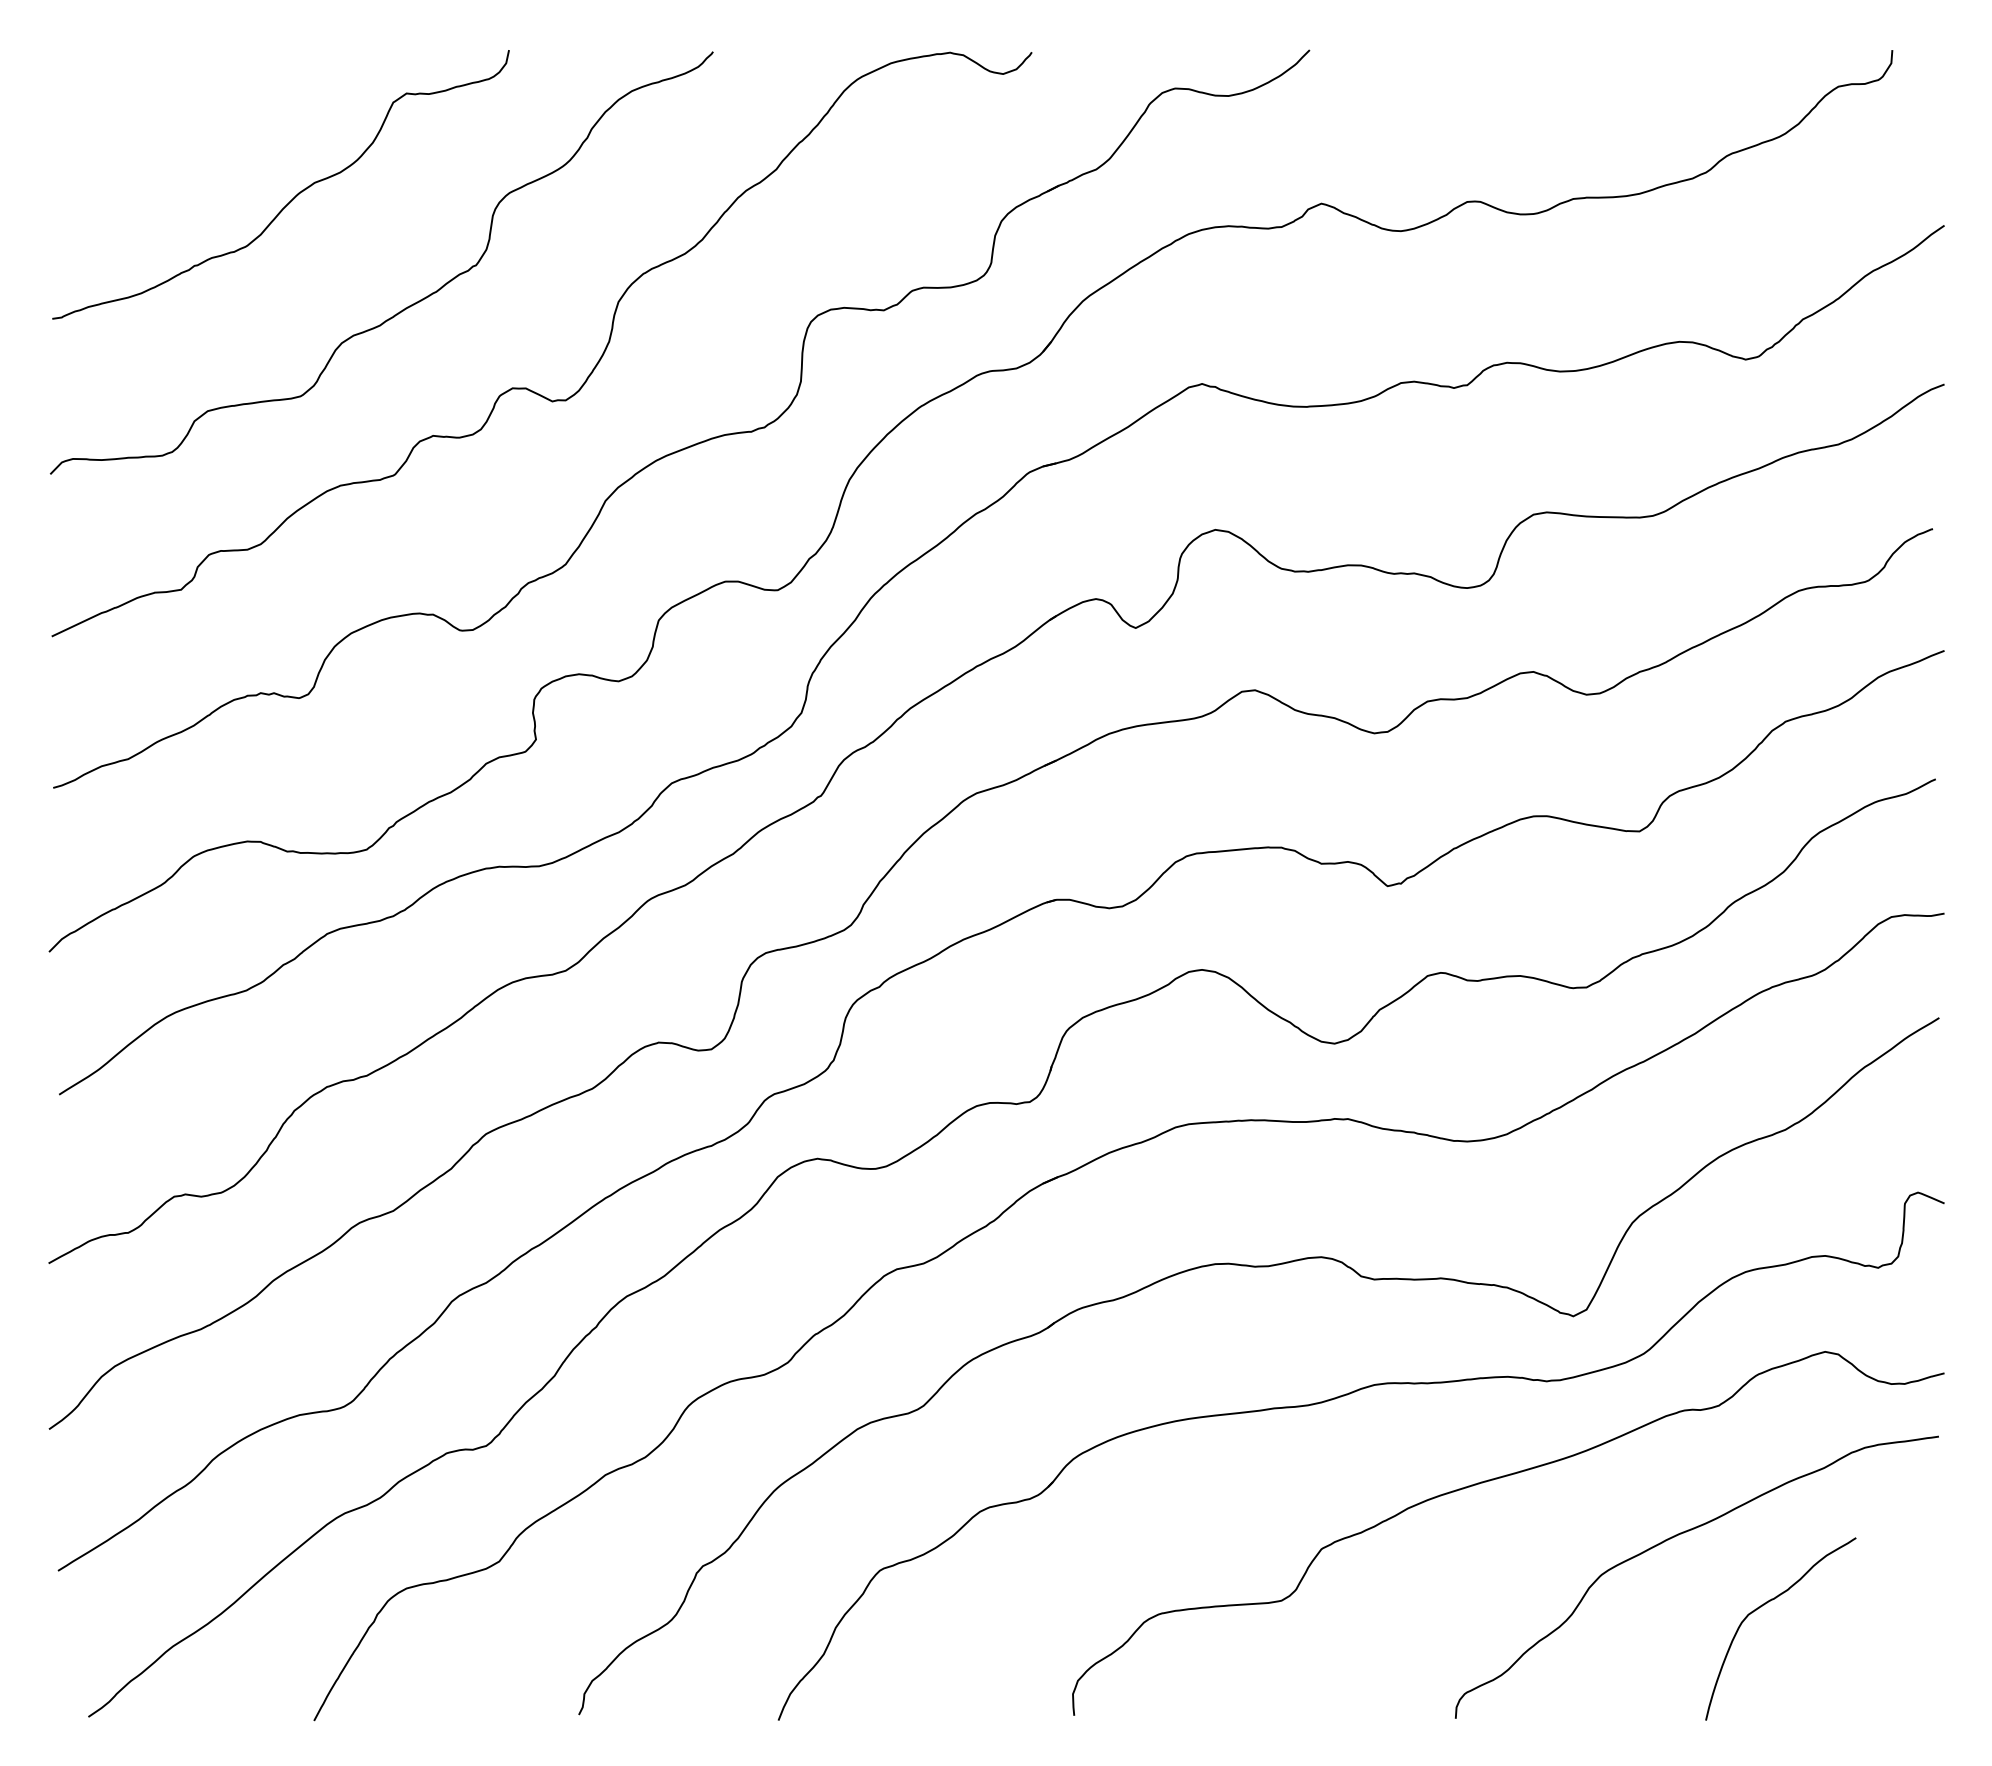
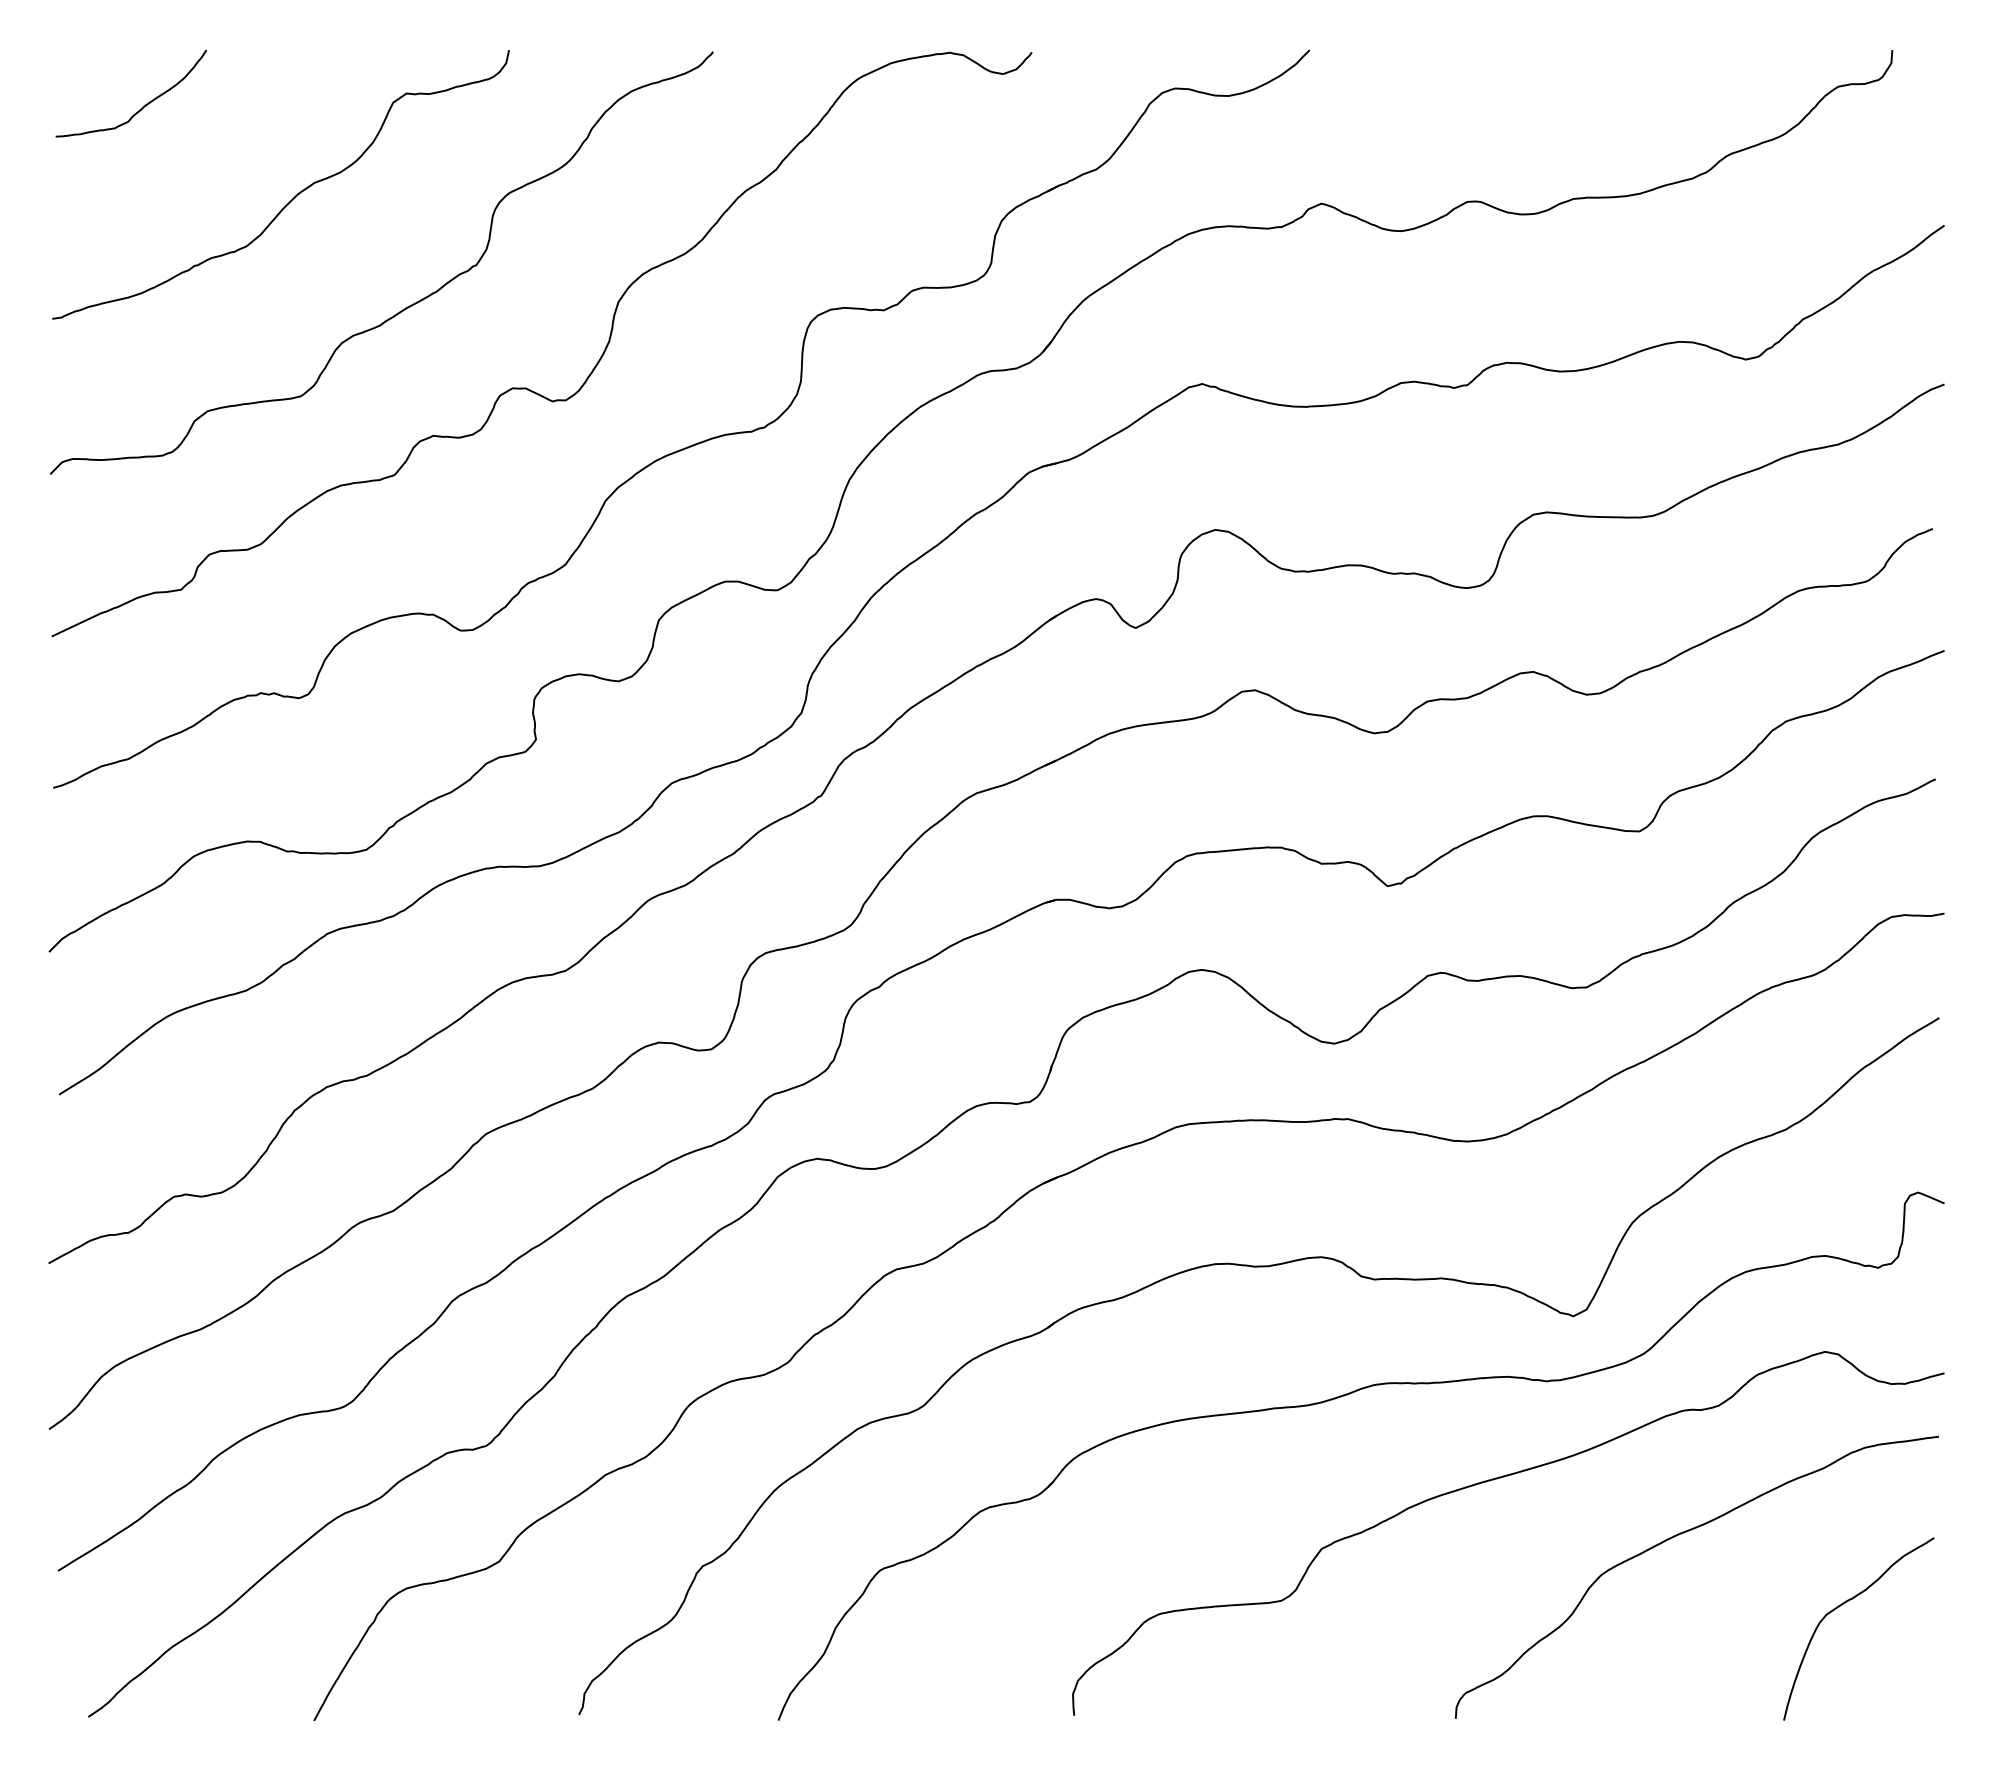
curve: none -> present (141, 107)
curve position: (1764, 1605) -> (1842, 1605) (1842, 1605)
